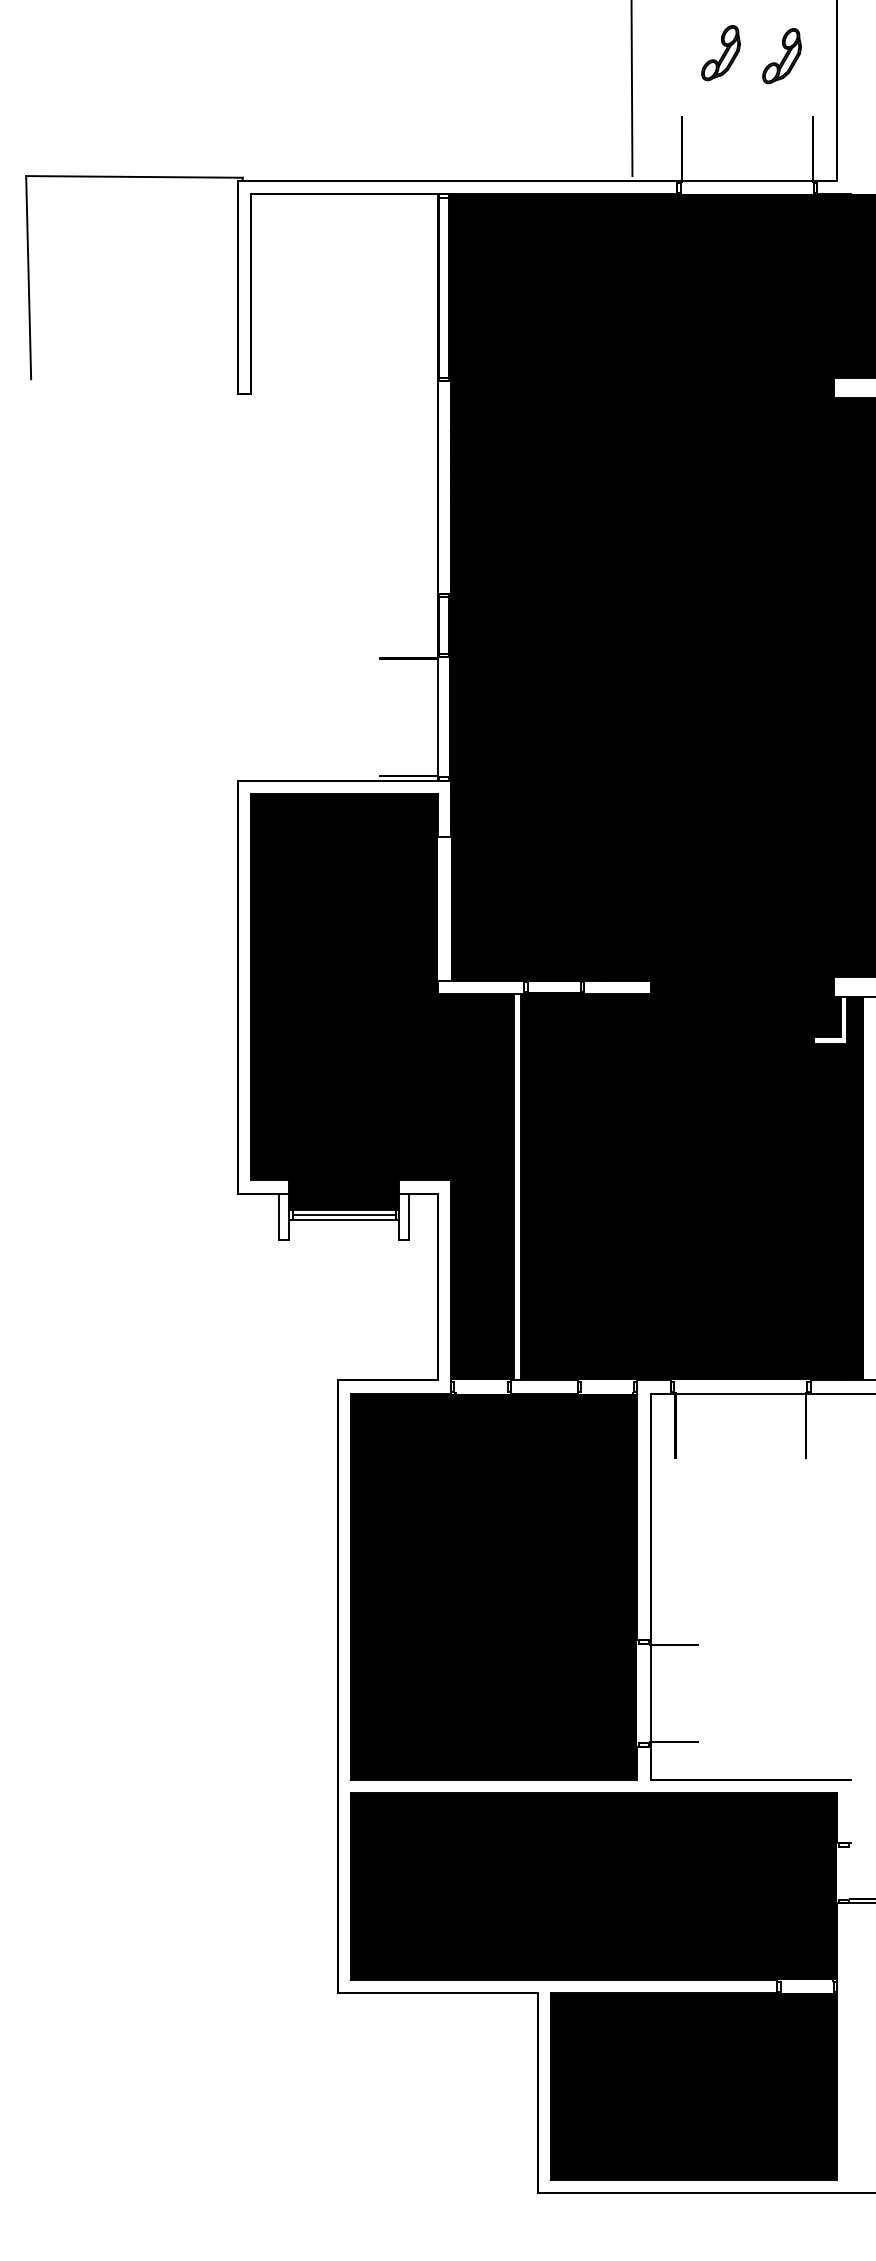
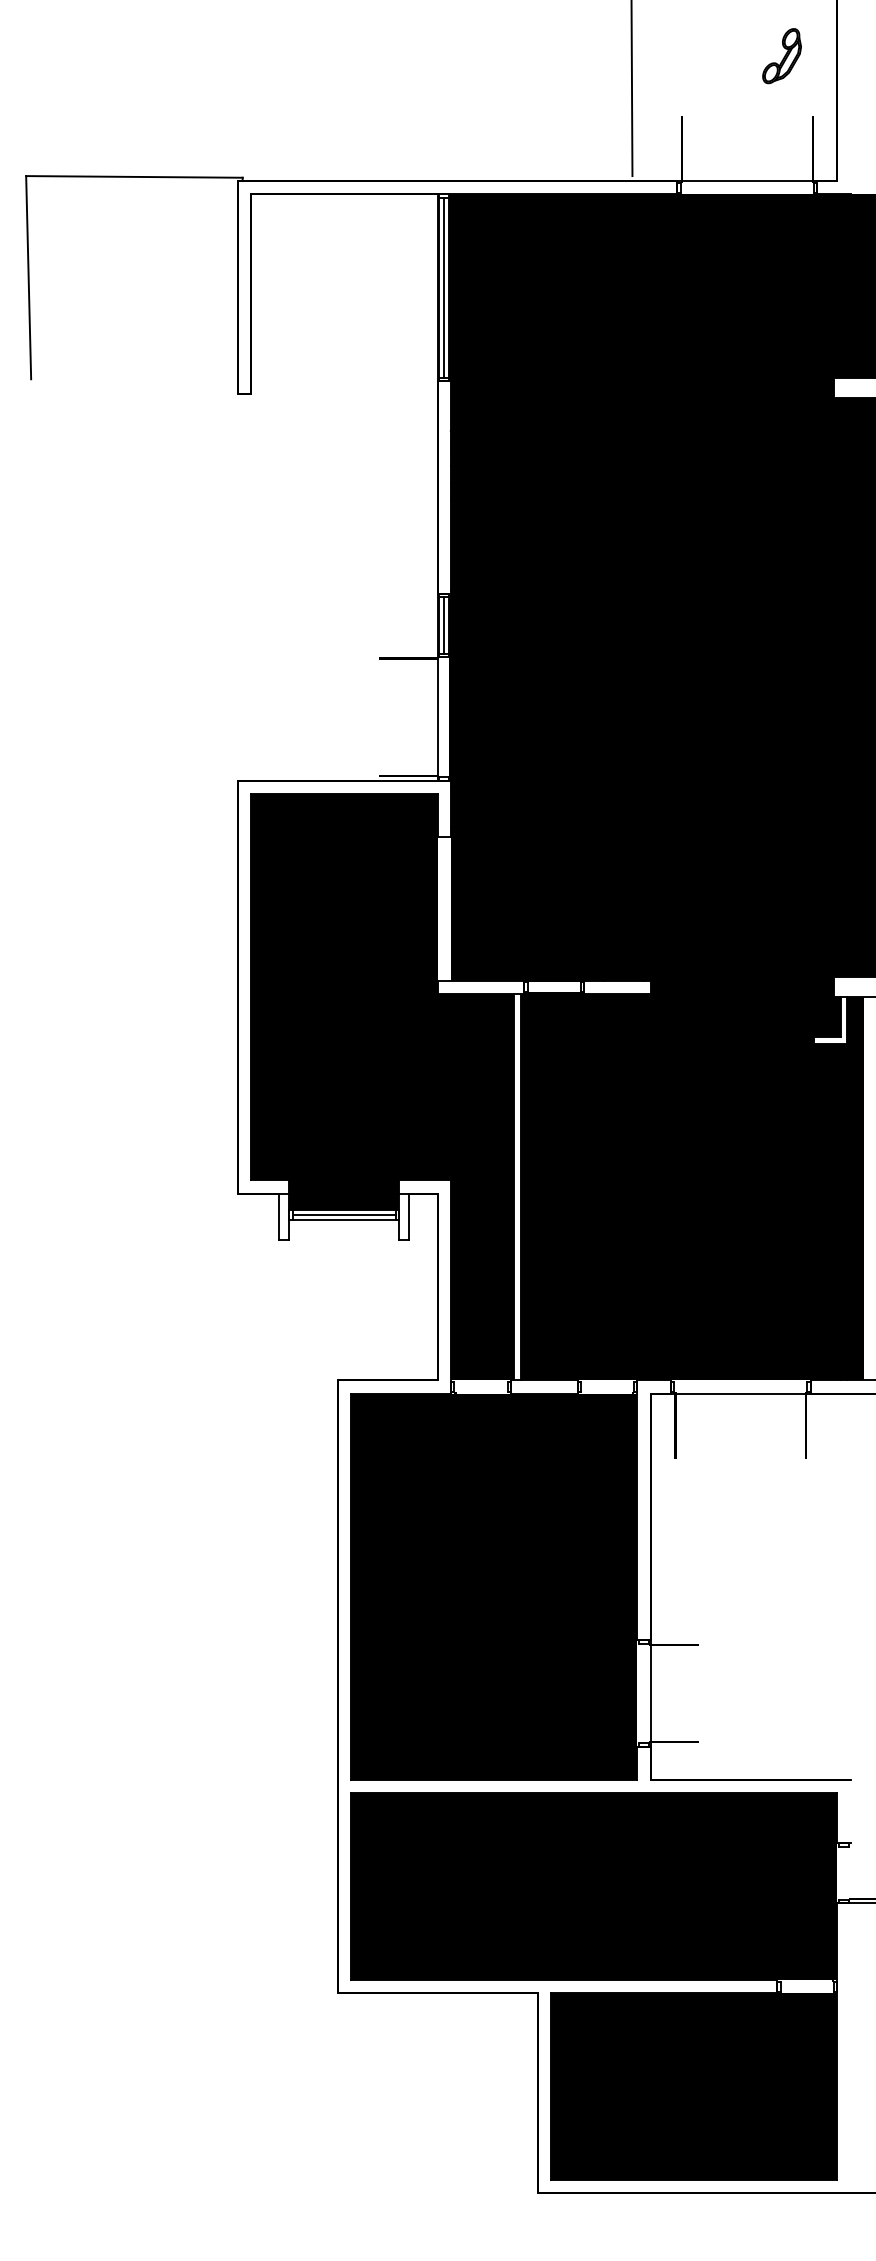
part: present -> none (720, 53)
line: none -> present (444, 287)
line: none -> present (444, 625)
